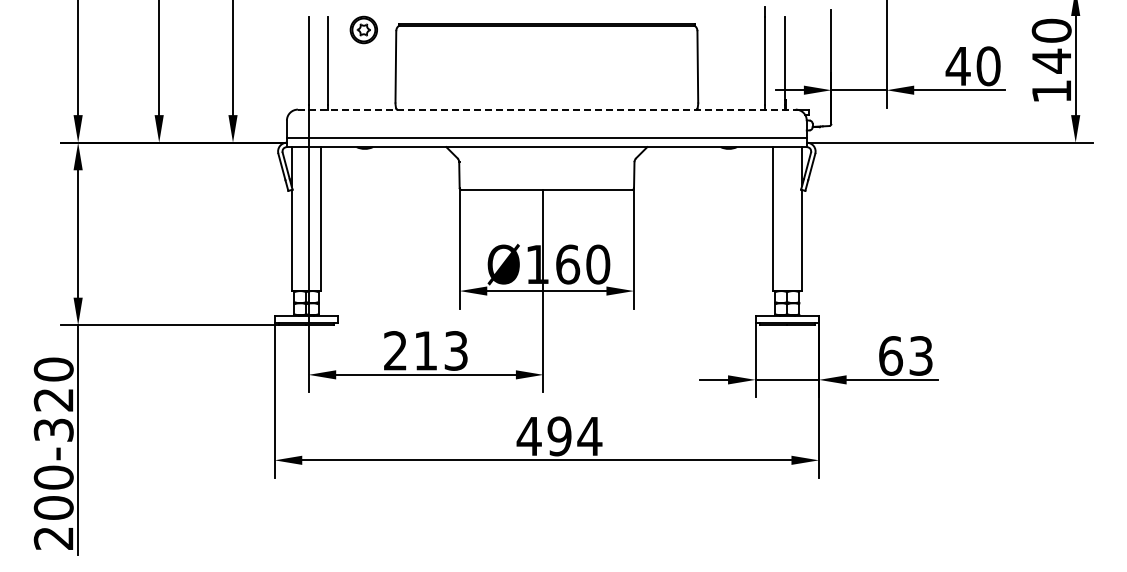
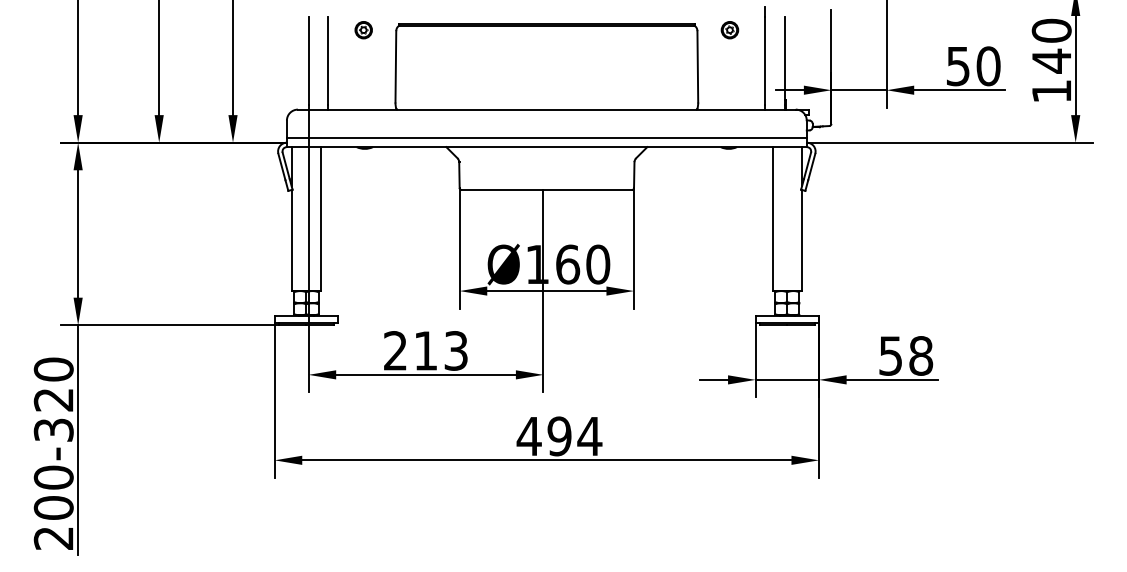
part size: 29x30 px -> 19x19 px (363, 30)
part: none -> present (729, 30)
text: 40 -> 50 (957, 66)
line: dashed -> solid (546, 109)
text: 63 -> 58 (906, 355)
